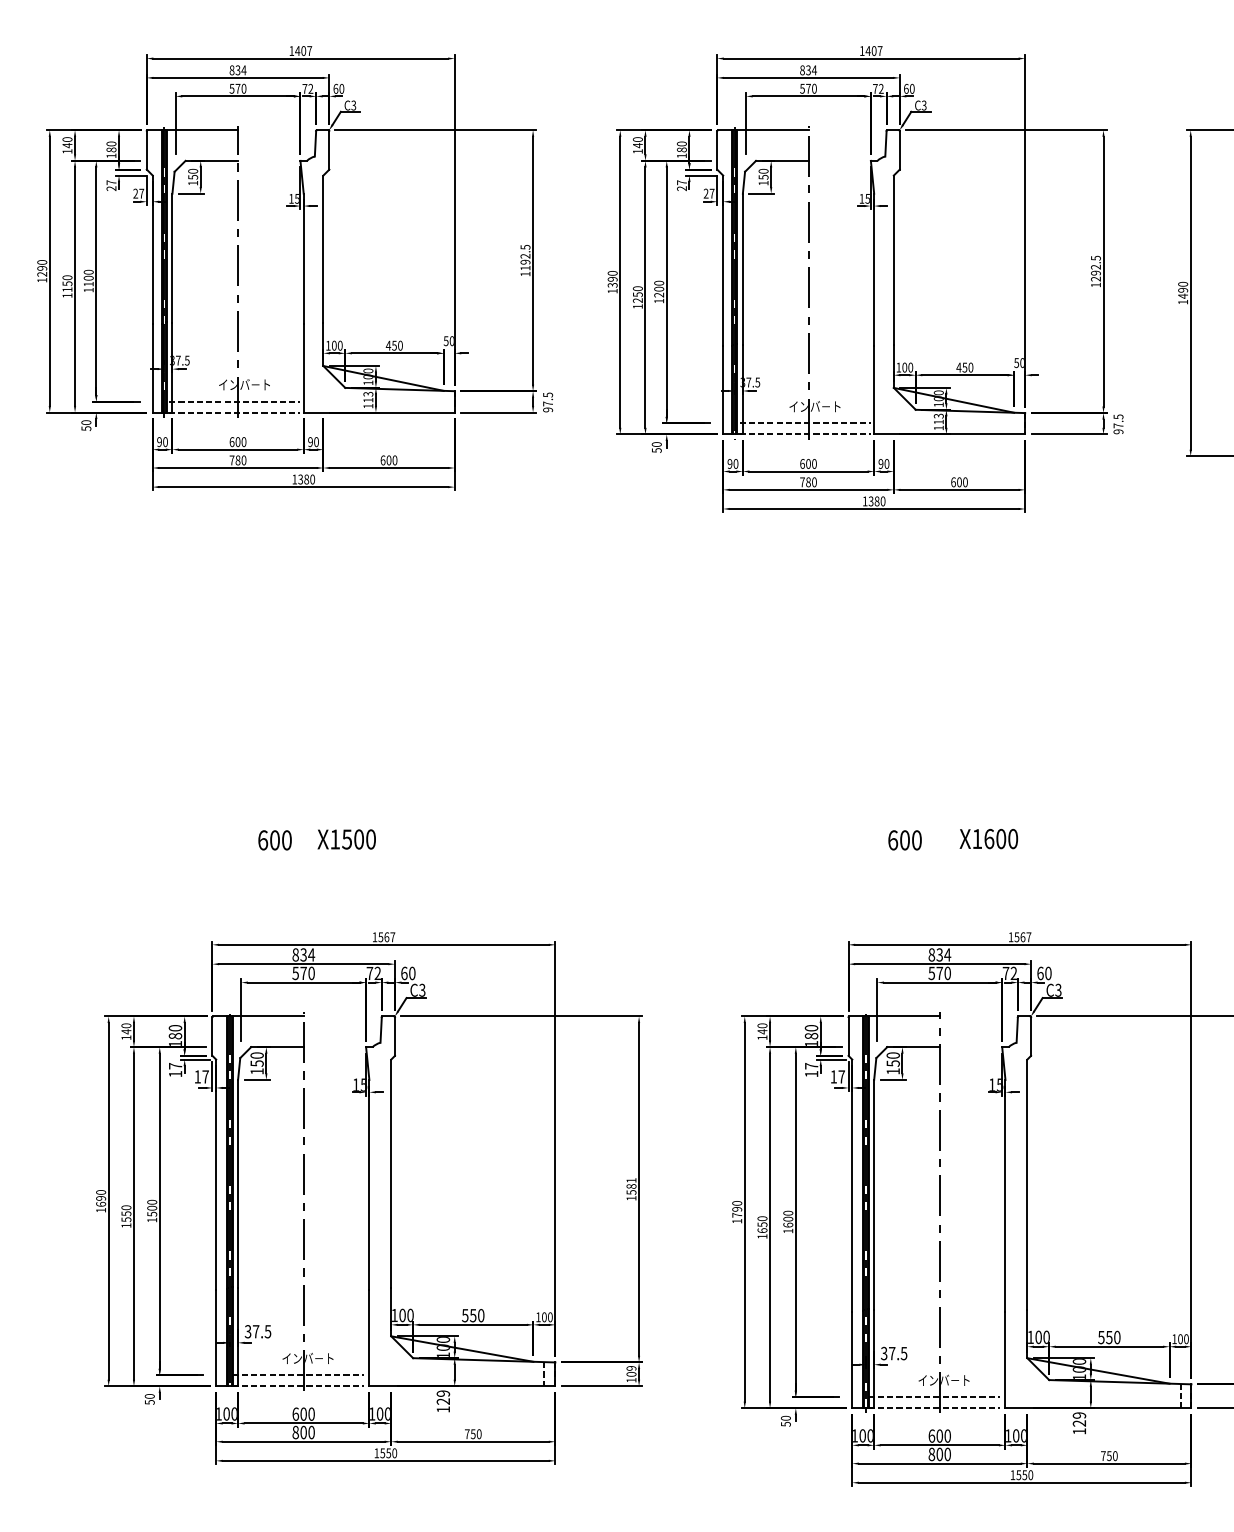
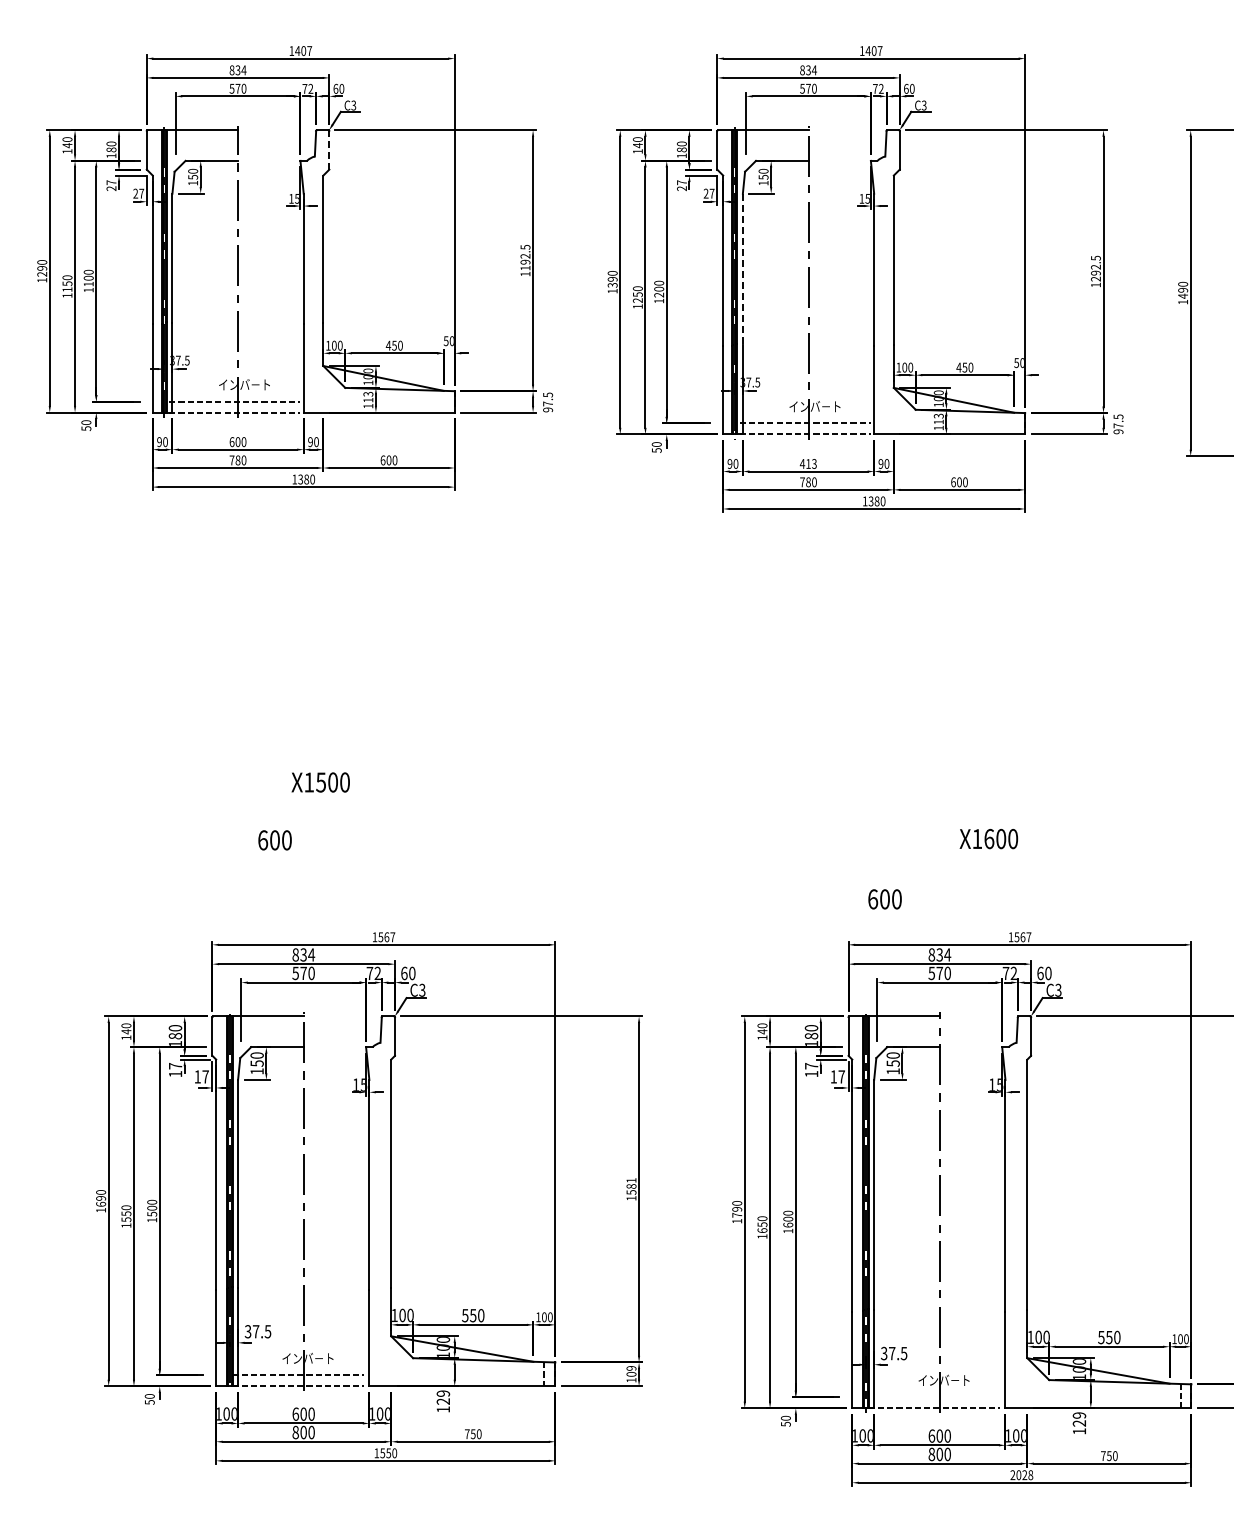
line: solid -> dashed (329, 149)
line: solid -> dashed (742, 269)
text: 600 -> 413 (807, 463)
text position: (346, 839) -> (320, 782) (320, 782)
text position: (904, 840) -> (884, 899) (884, 899)
line: present -> none (934, 1397)
text: 1550 -> 2028 (1021, 1475)
